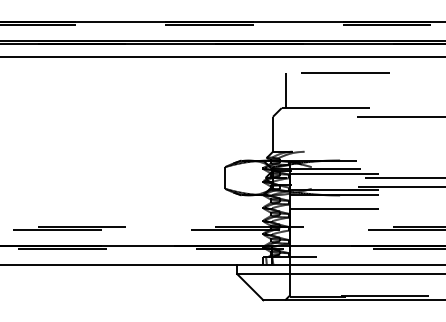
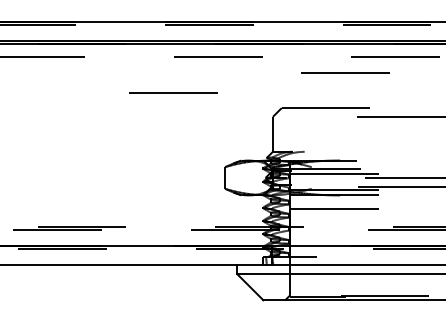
line: solid -> dashed (223, 57)
line: present -> none (285, 90)
line: none -> present (173, 92)
